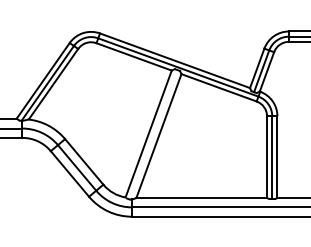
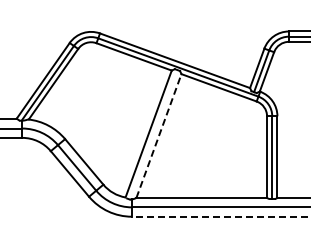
line: solid -> dashed (158, 136)
line: solid -> dashed (220, 216)
